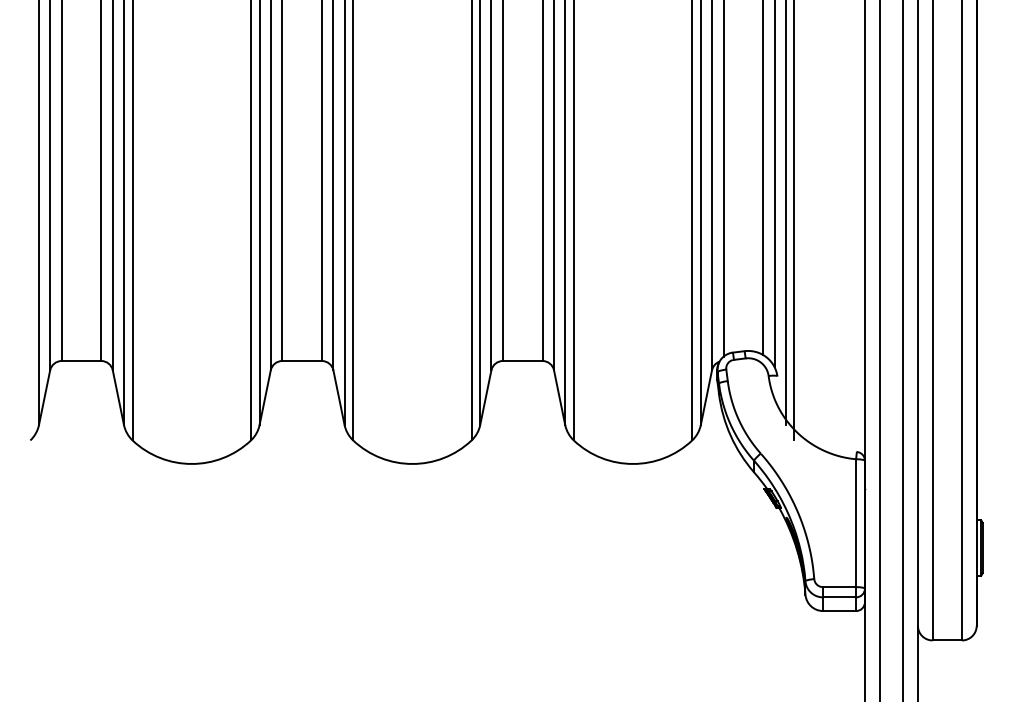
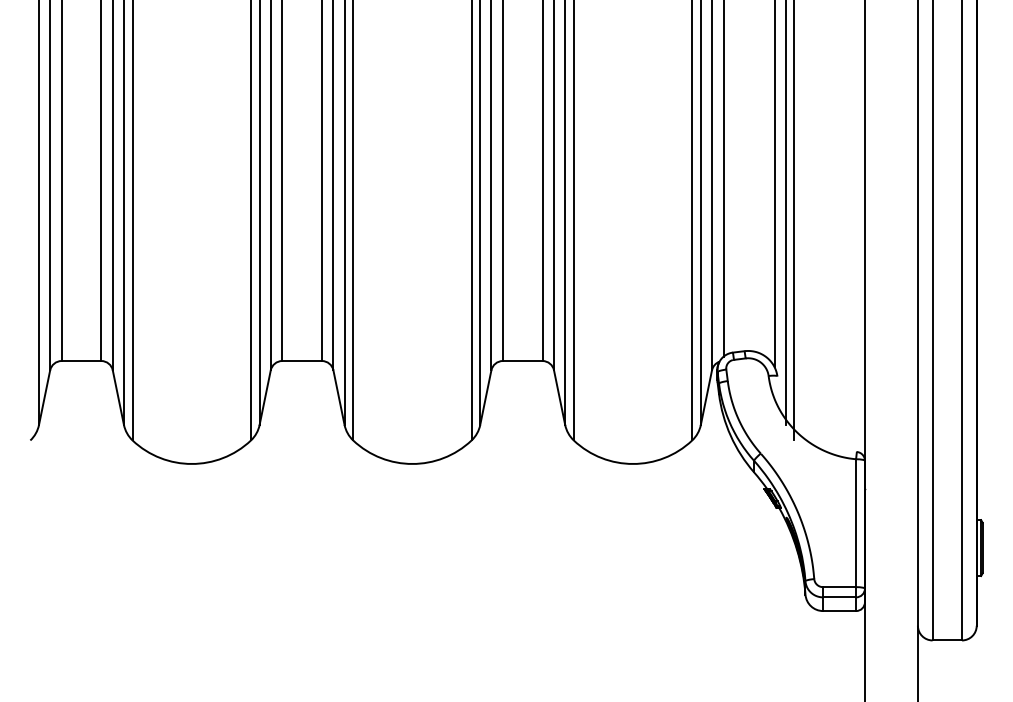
line: present -> none (763, 178)
line: present -> none (879, 350)
line: present -> none (903, 350)
